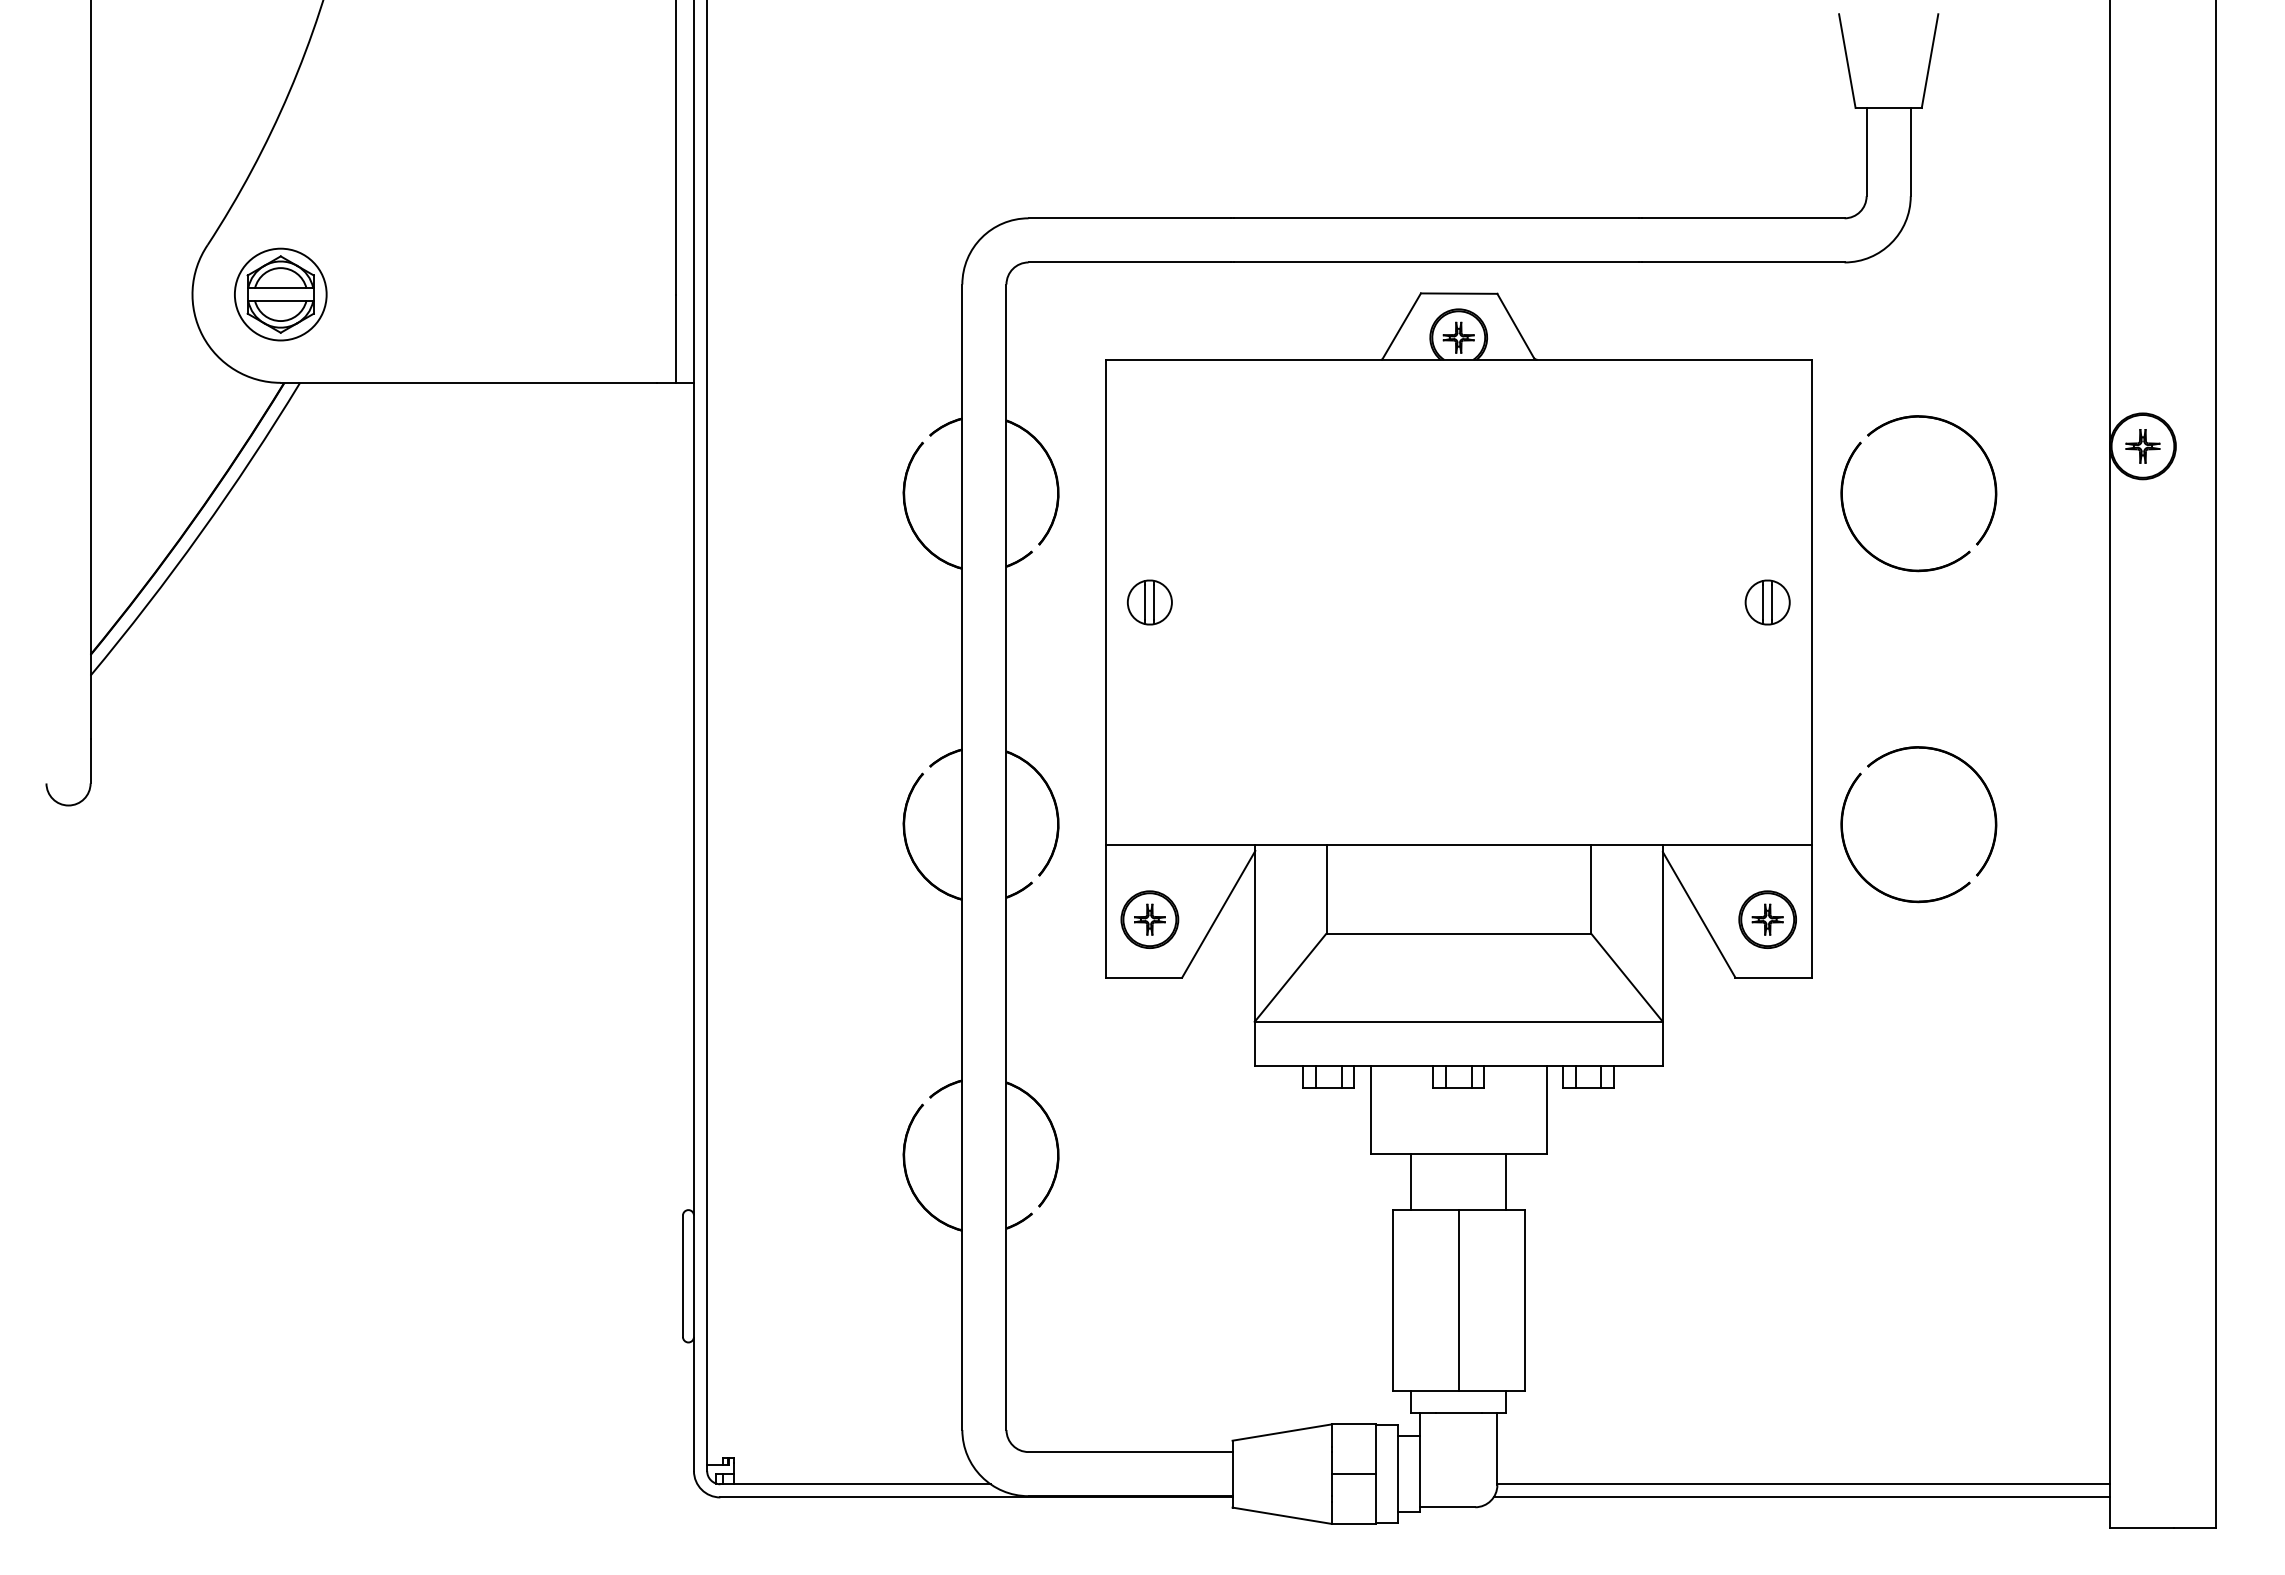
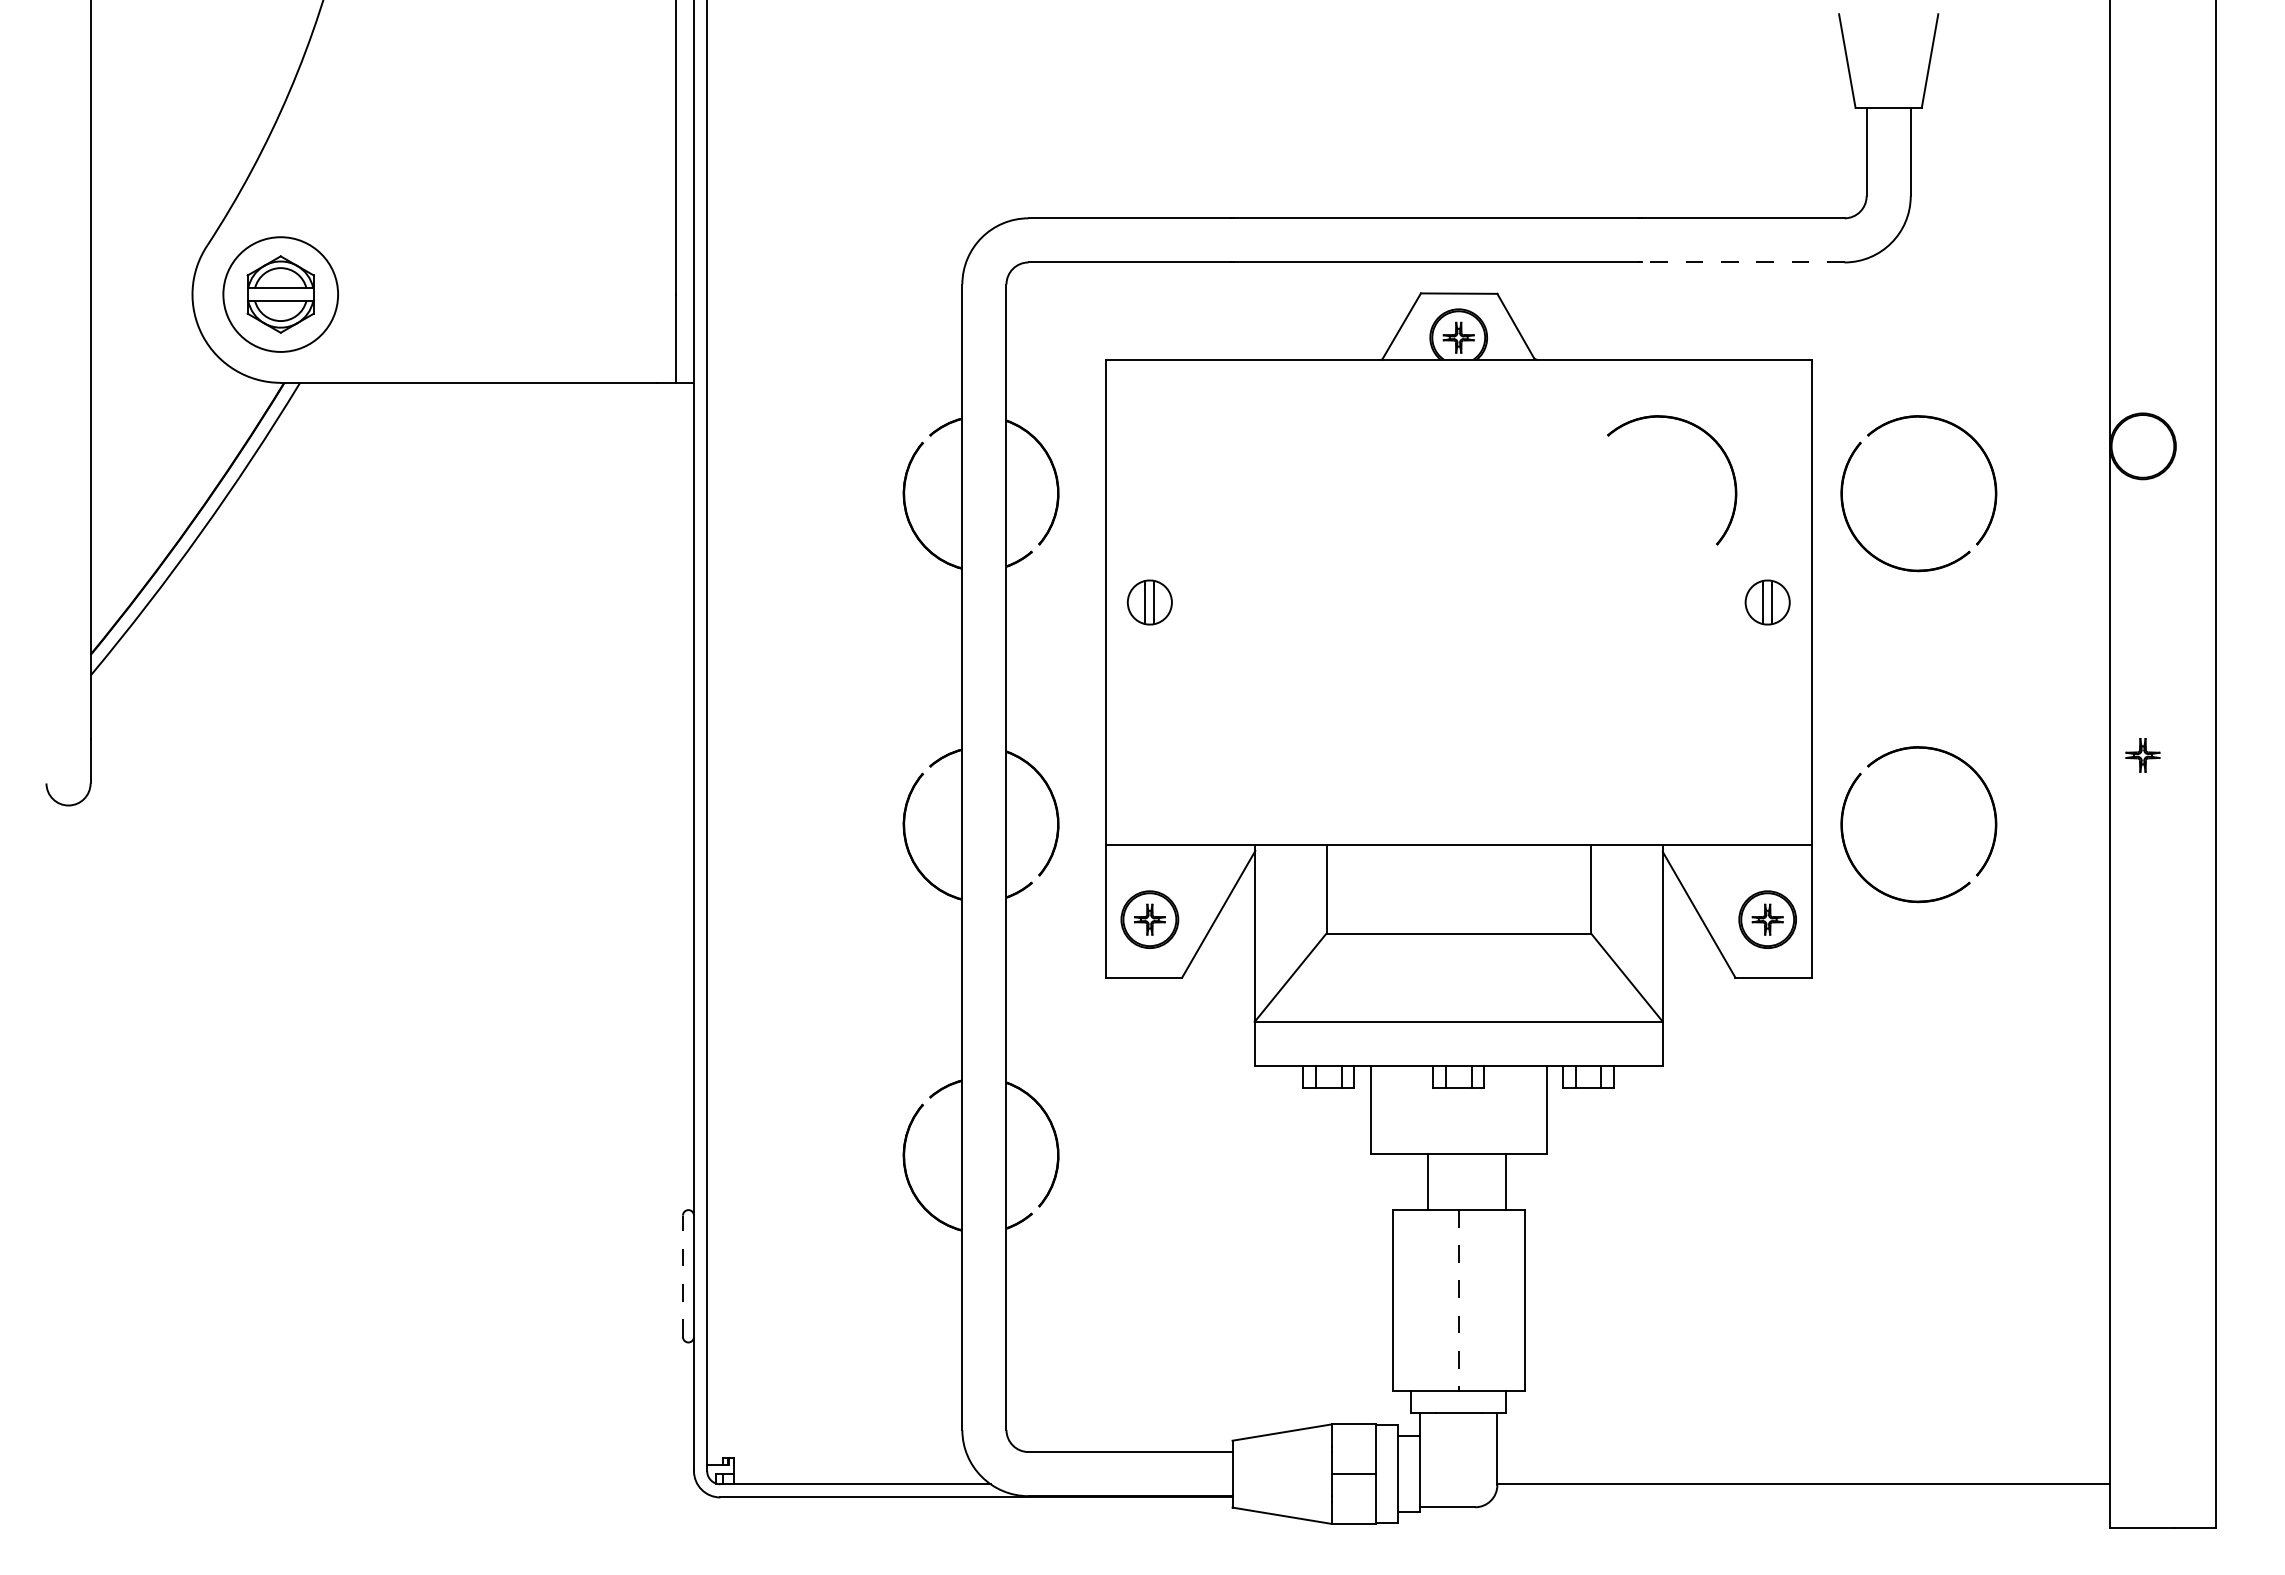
line: solid -> dashed (1742, 262)
circle diameter: 92 px -> 115 px (280, 294)
part: none -> present (1715, 443)
part position: (2142, 446) -> (2142, 755) (2142, 755)
line position: (1411, 1181) -> (1428, 1181) (1428, 1181)
line: solid -> dashed (682, 1276)
line: solid -> dashed (1458, 1300)
line: present -> none (1801, 1497)
